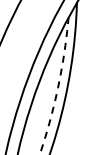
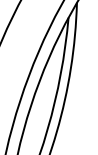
arc: dashed -> solid (58, 87)
